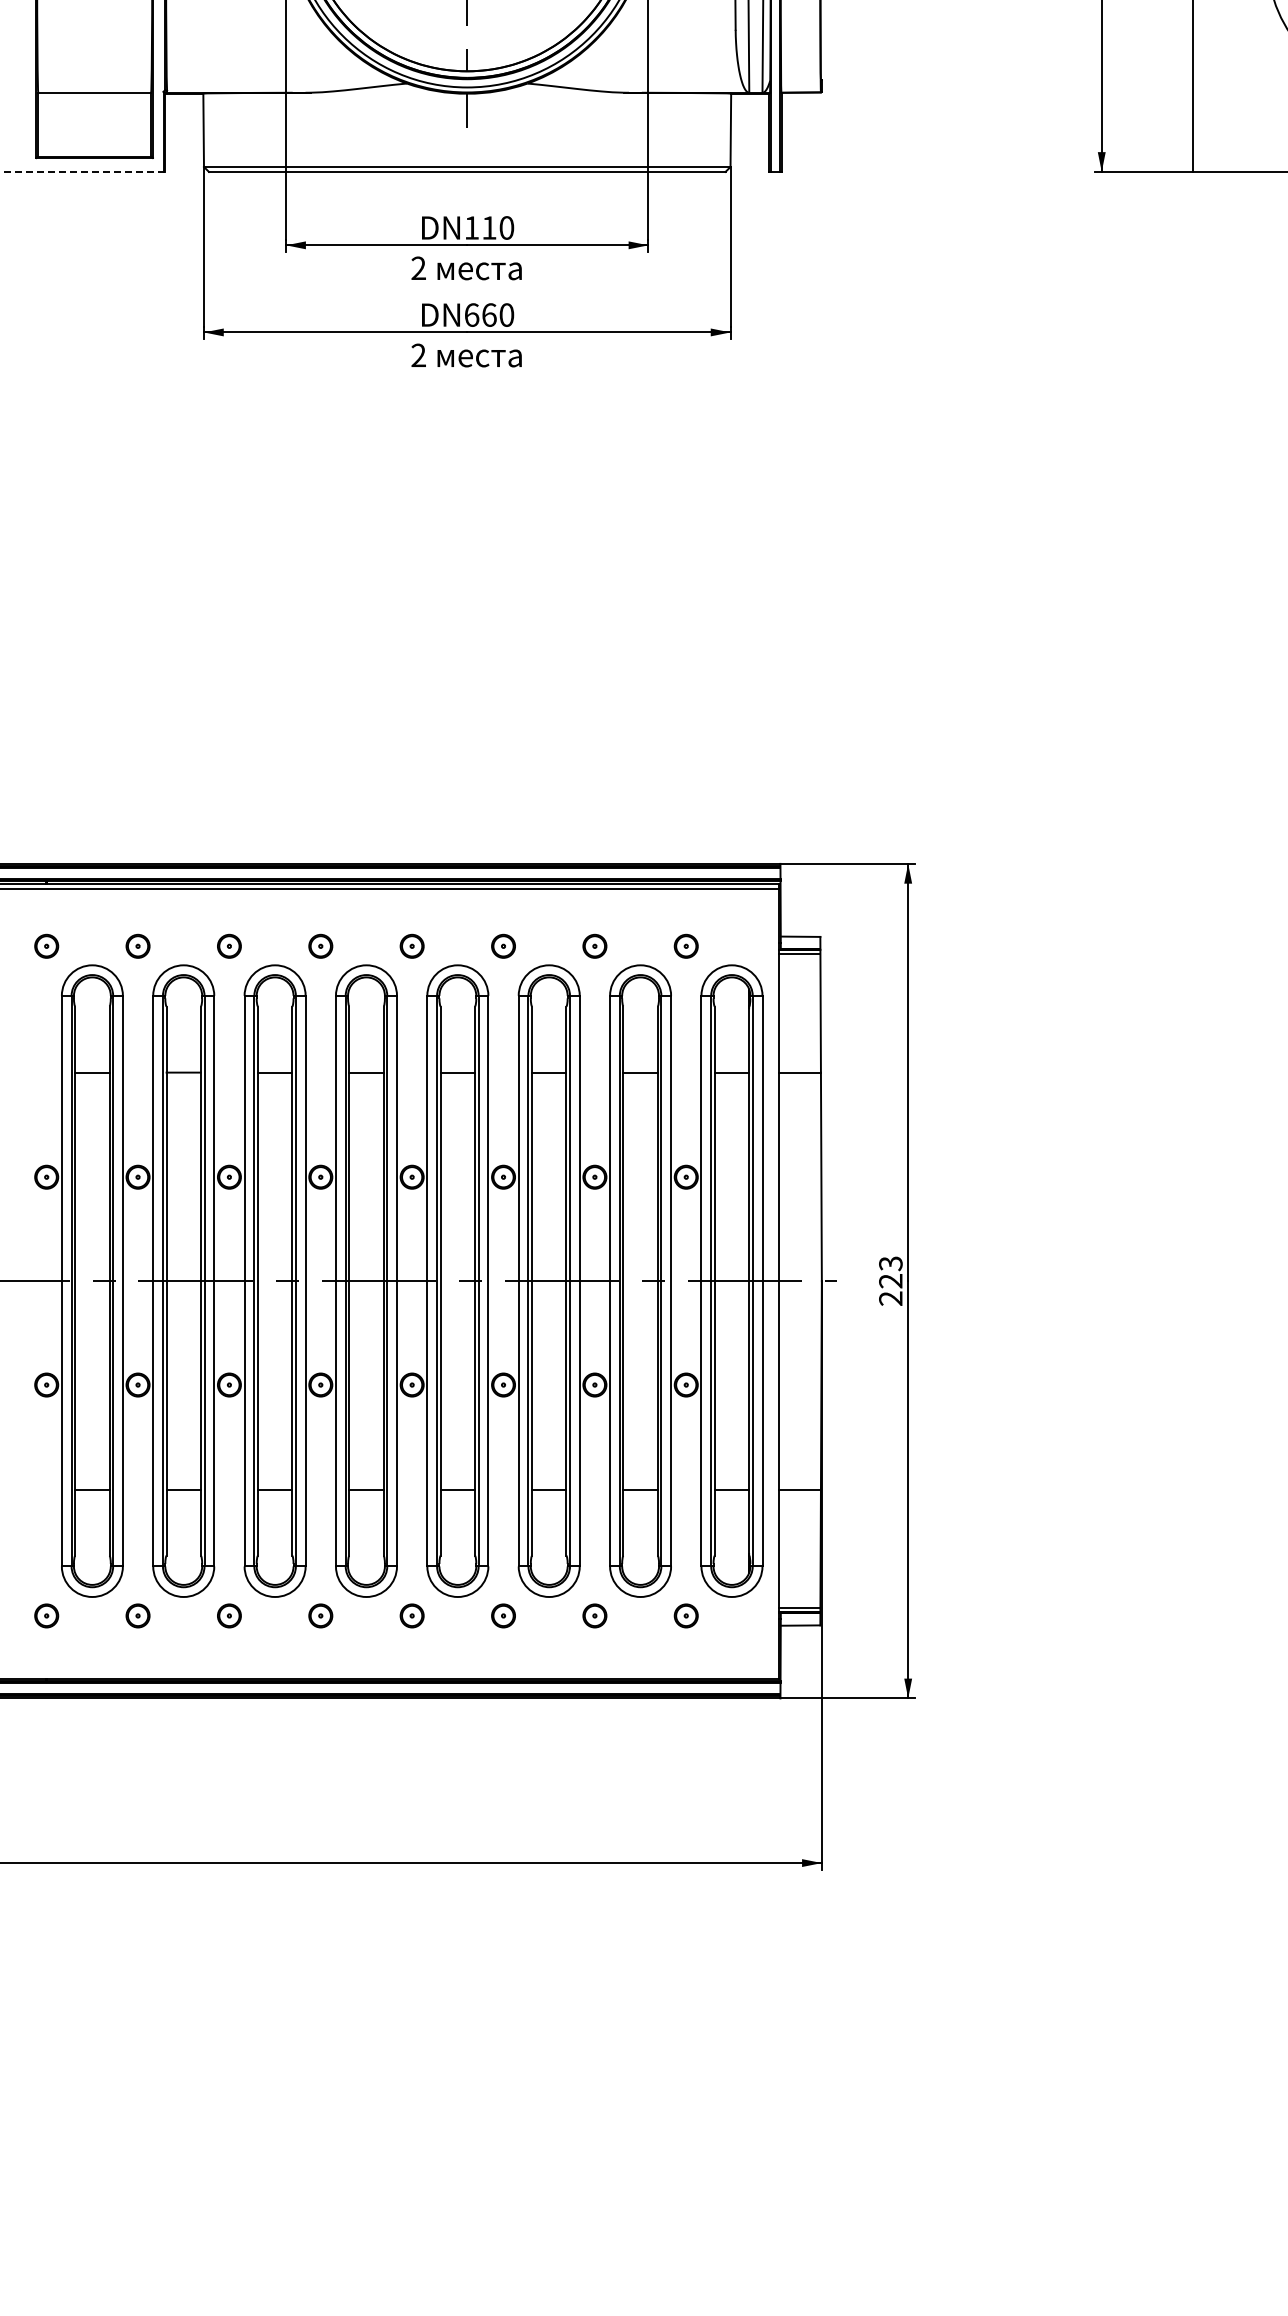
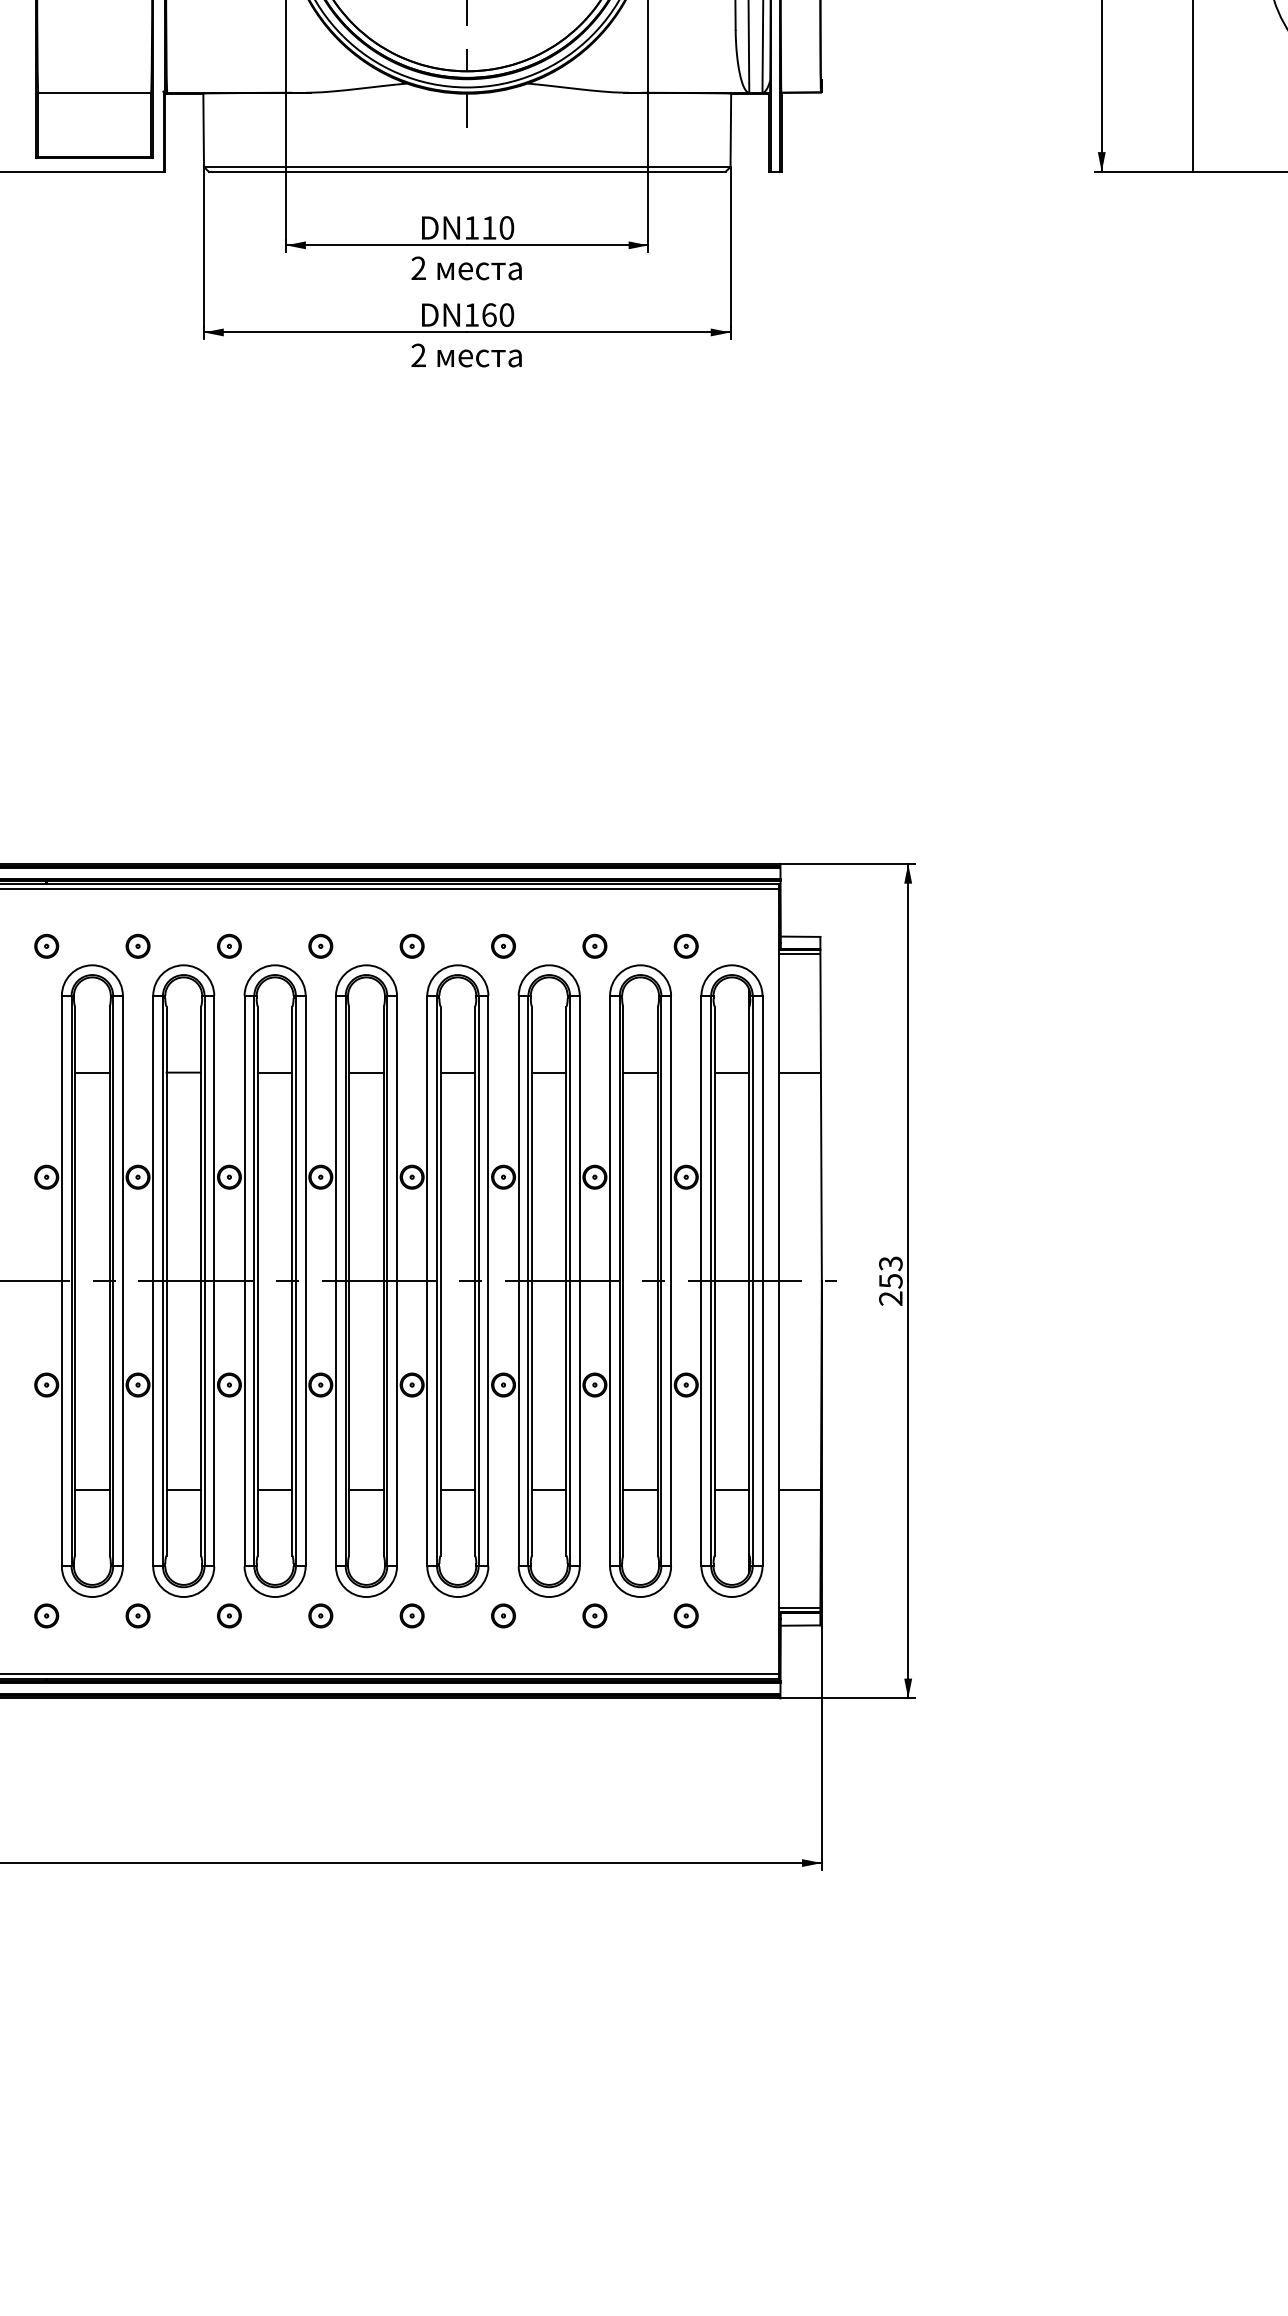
line: dashed -> solid (82, 171)
text: DN660 -> DN160 (472, 314)
text: 223 -> 253 (890, 1281)
line: none -> present (390, 1673)
